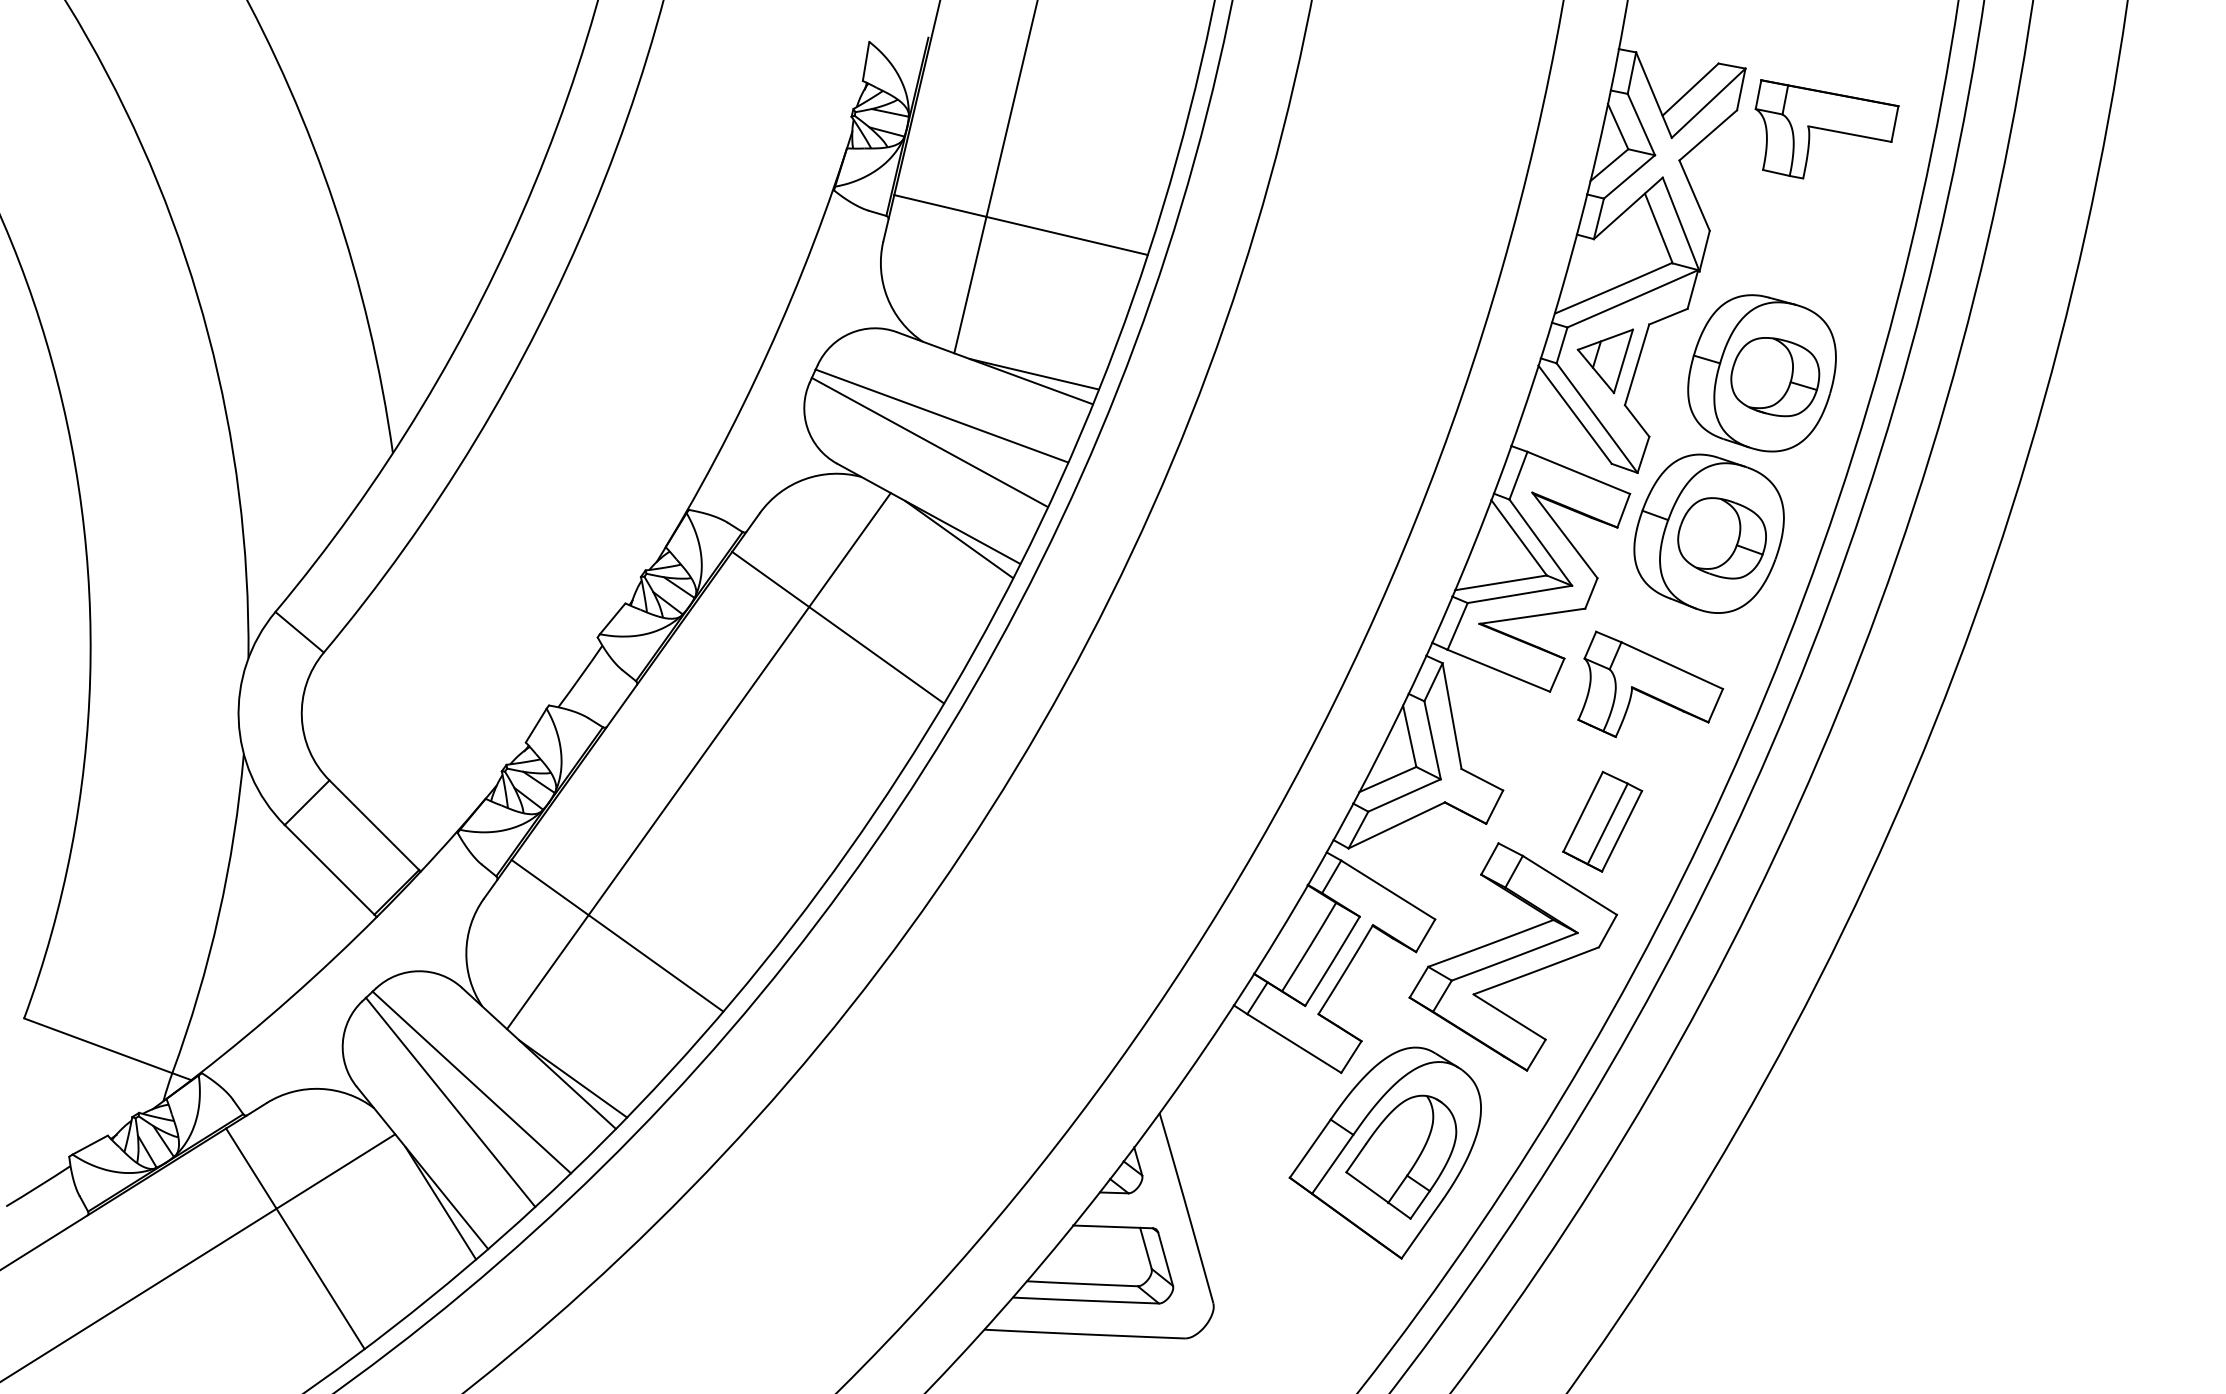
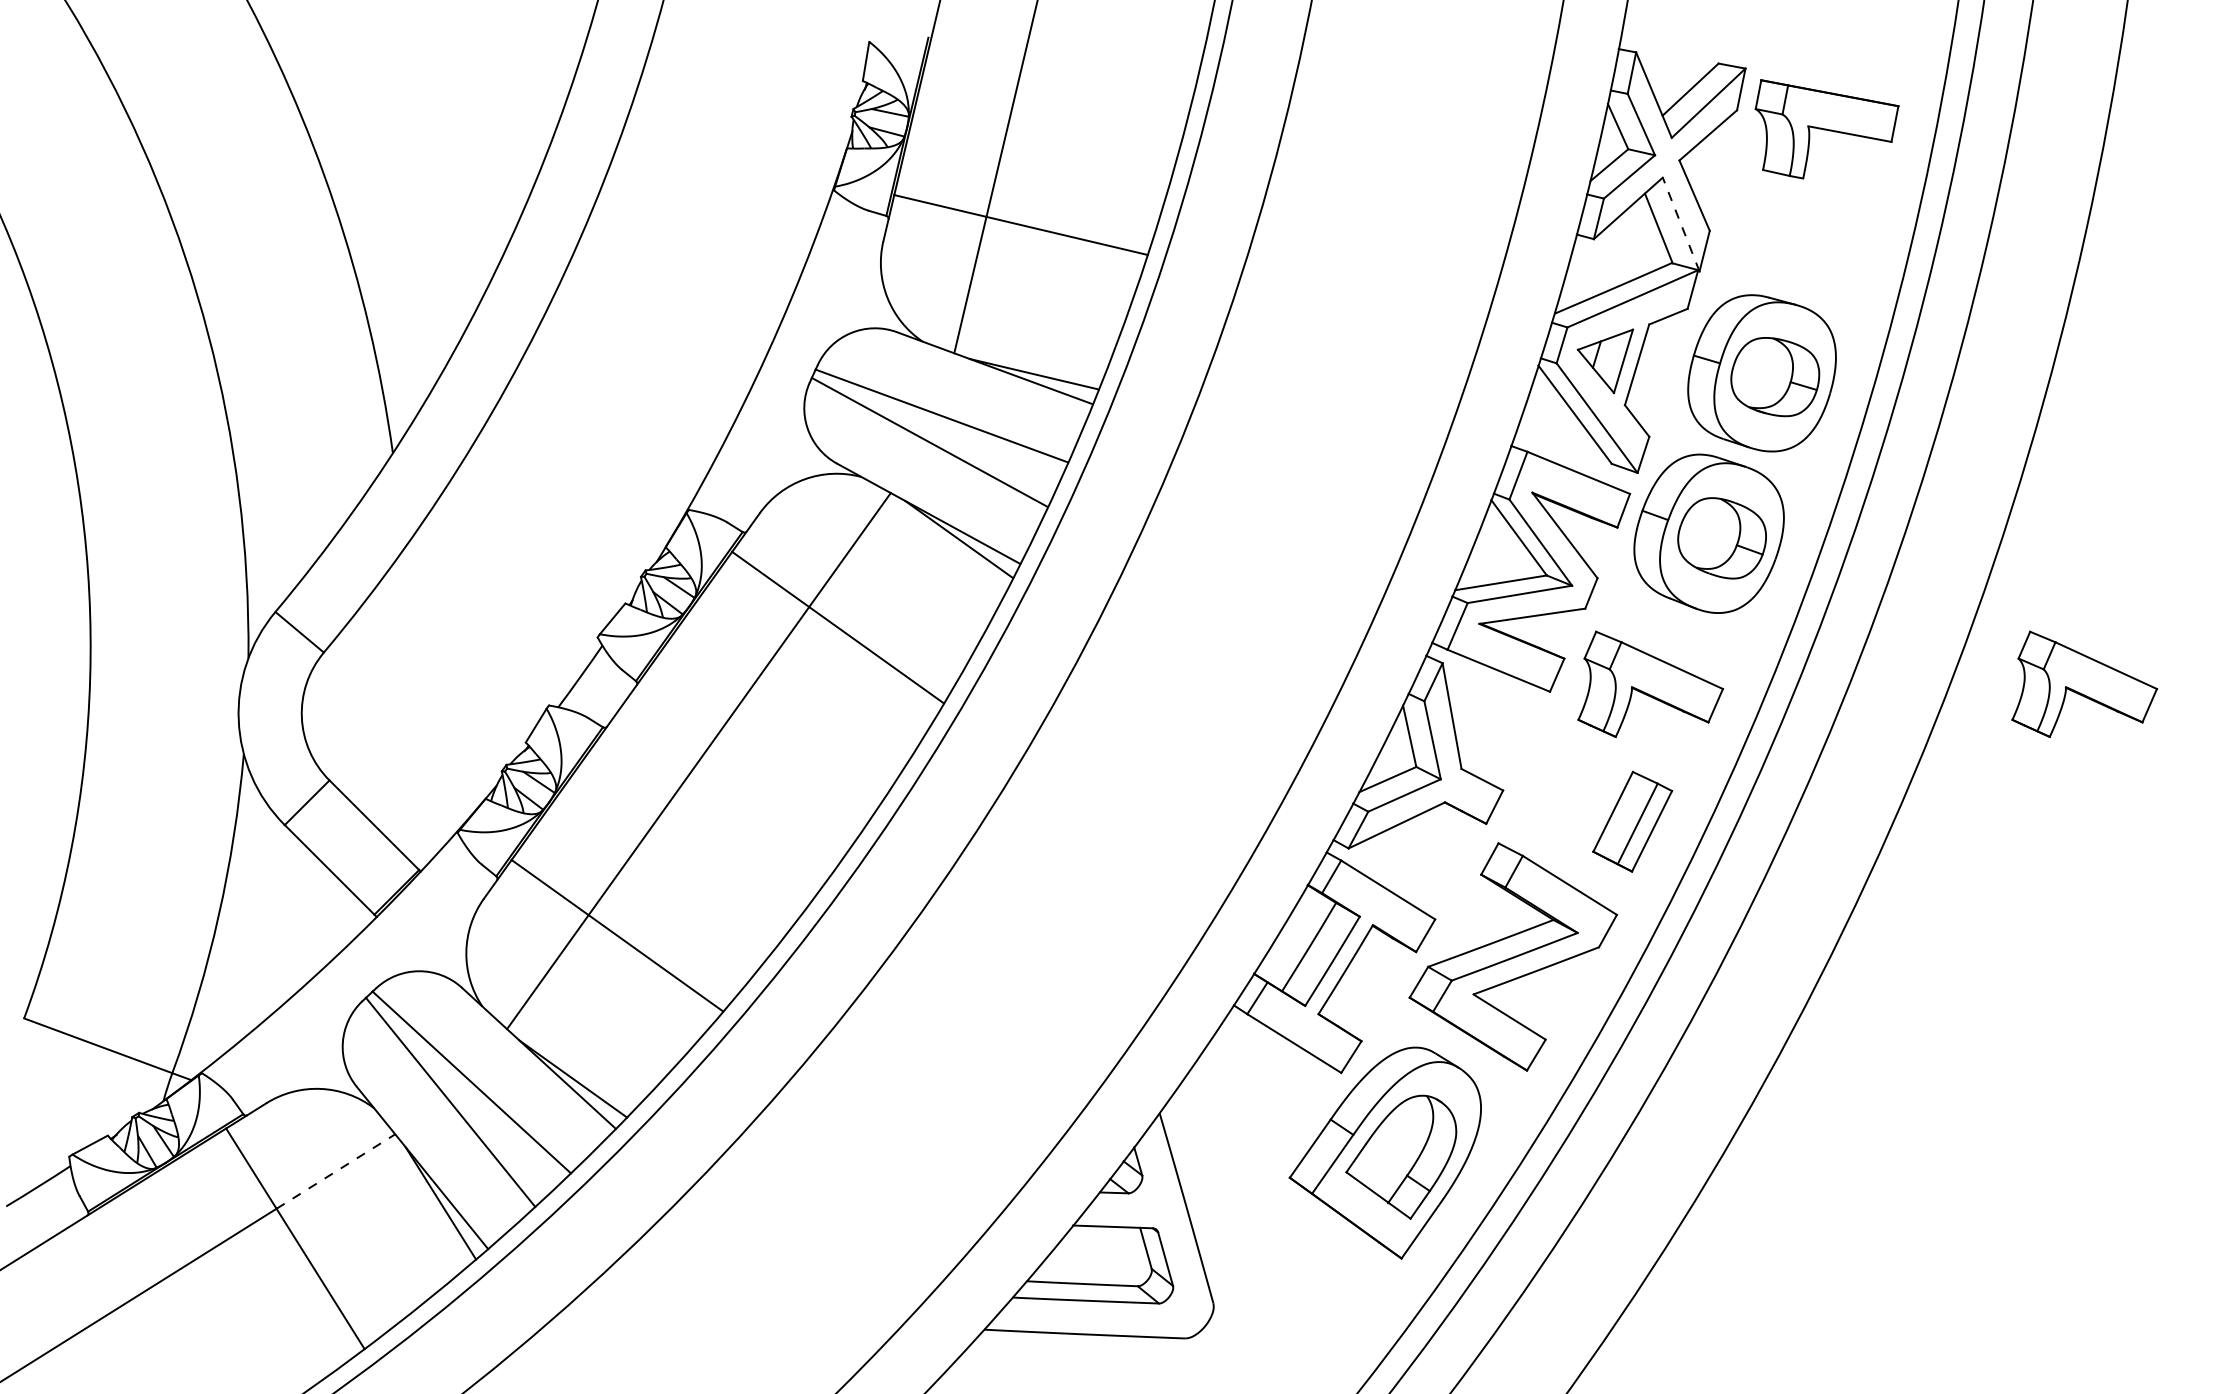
line: solid -> dashed (1680, 224)
part: none -> present (2084, 683)
part position: (1602, 821) -> (1632, 821) (1632, 821)
line: solid -> dashed (336, 1171)
